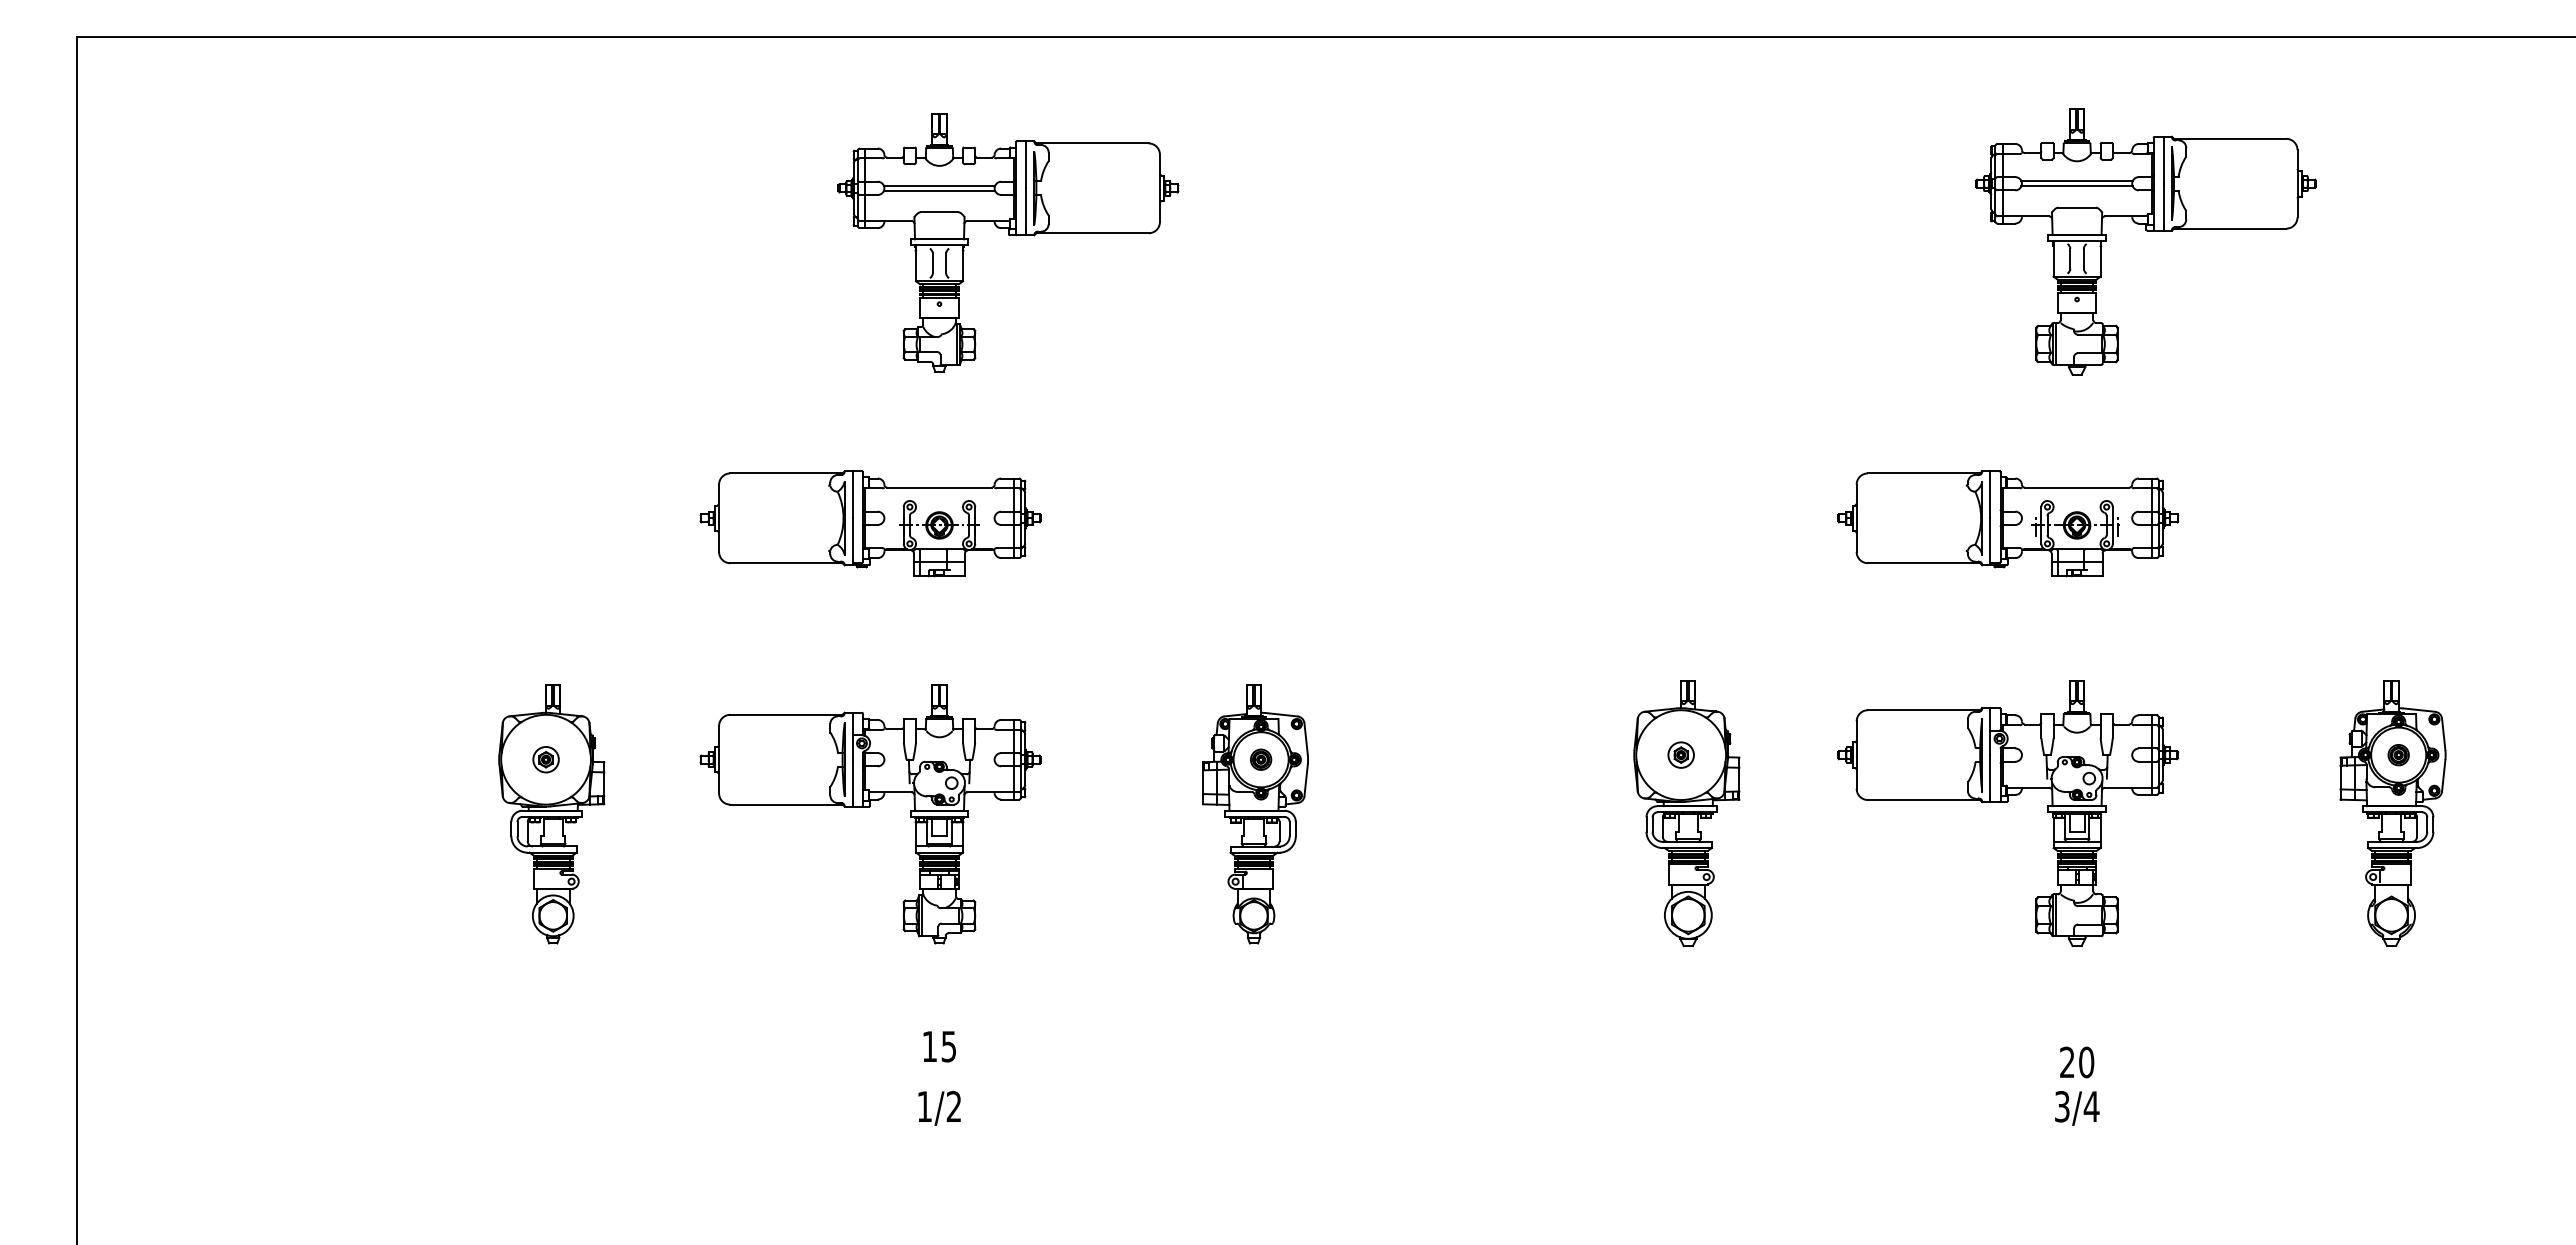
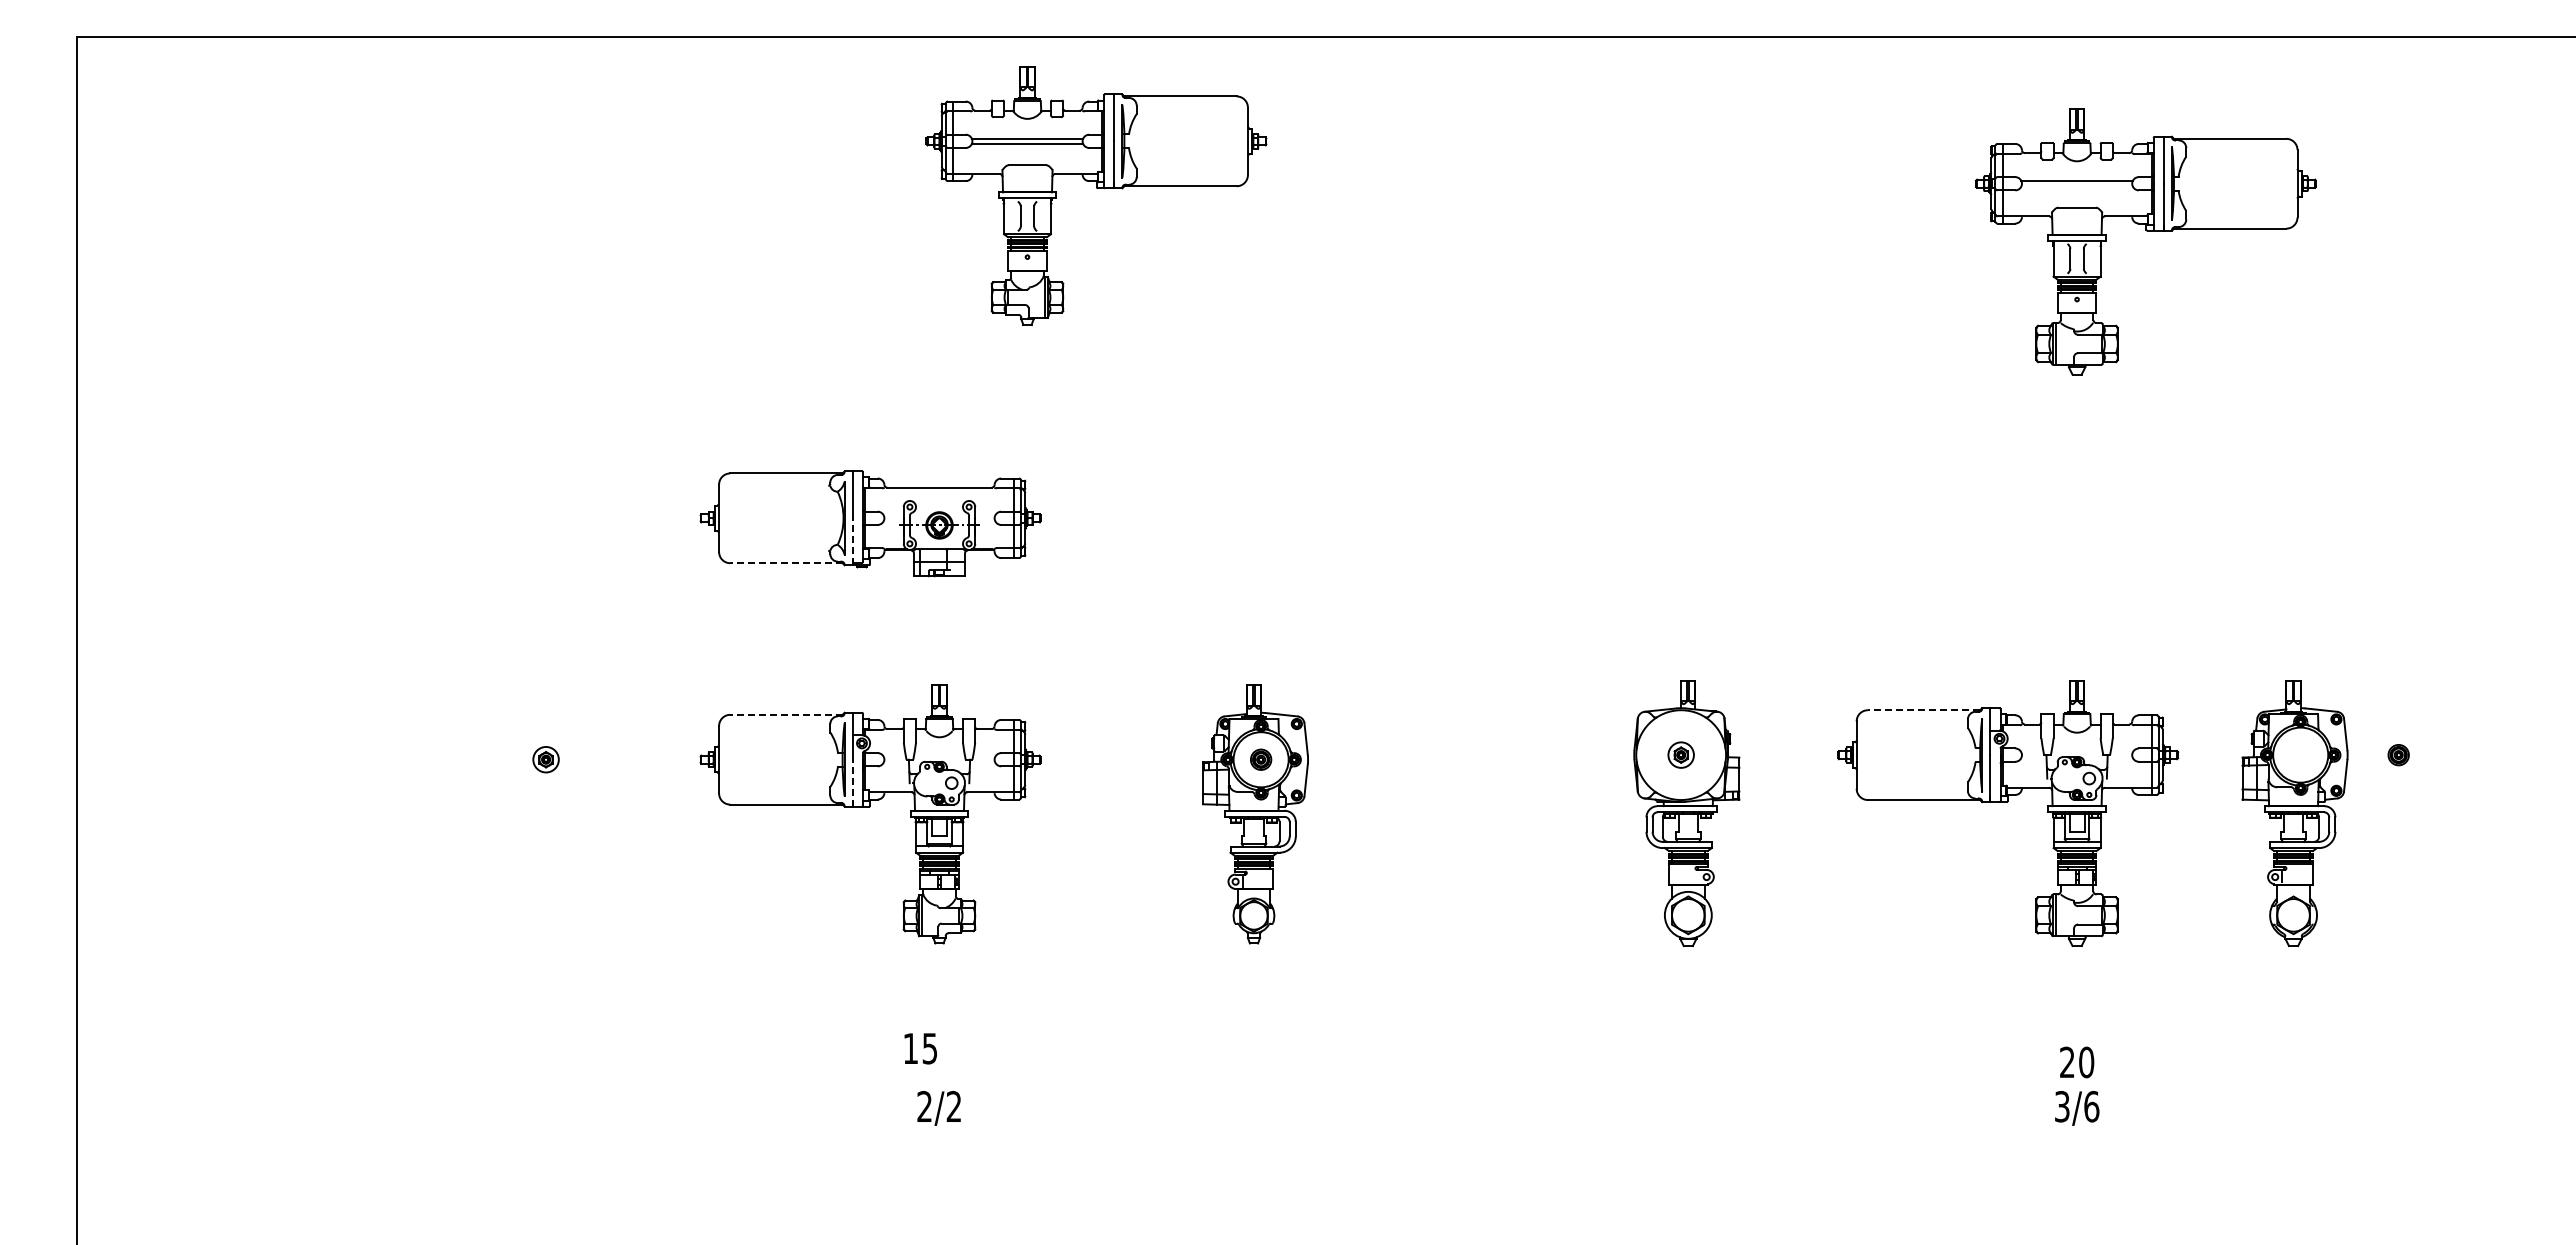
line: present -> none (2076, 186)
part position: (1009, 236) -> (1097, 189) (1097, 189)
part: present -> none (2008, 523)
line: solid -> dashed (852, 541)
line: solid -> dashed (785, 563)
line: solid -> dashed (1923, 710)
line: solid -> dashed (785, 714)
line: solid -> dashed (852, 782)
part position: (2392, 813) -> (2294, 813) (2294, 813)
part: present -> none (551, 814)
text position: (939, 1046) -> (920, 1048) (920, 1048)
text: 1/2 -> 2/2 (924, 1106)
text: 3/4 -> 3/6 (2091, 1106)
